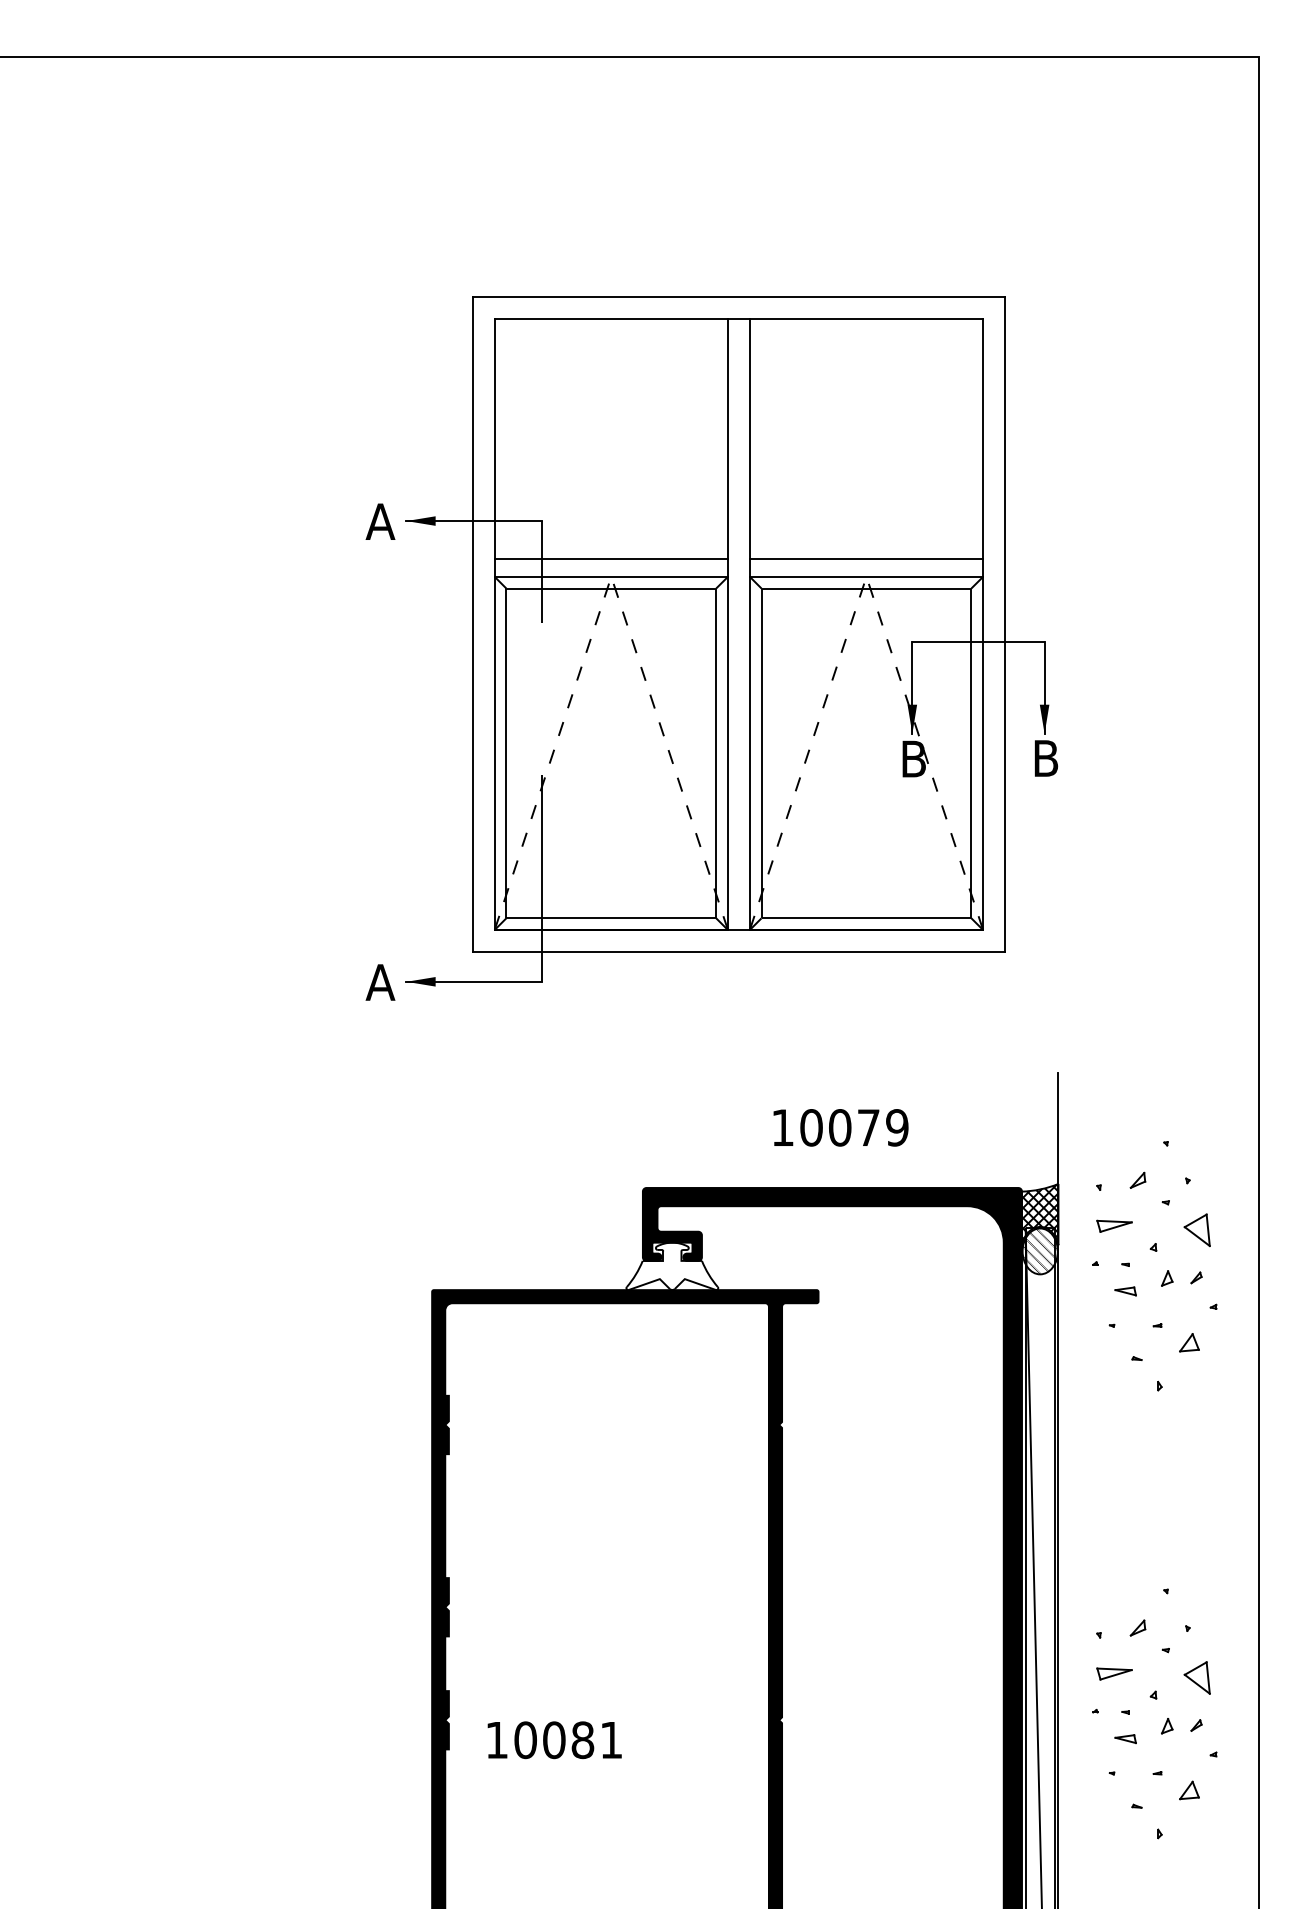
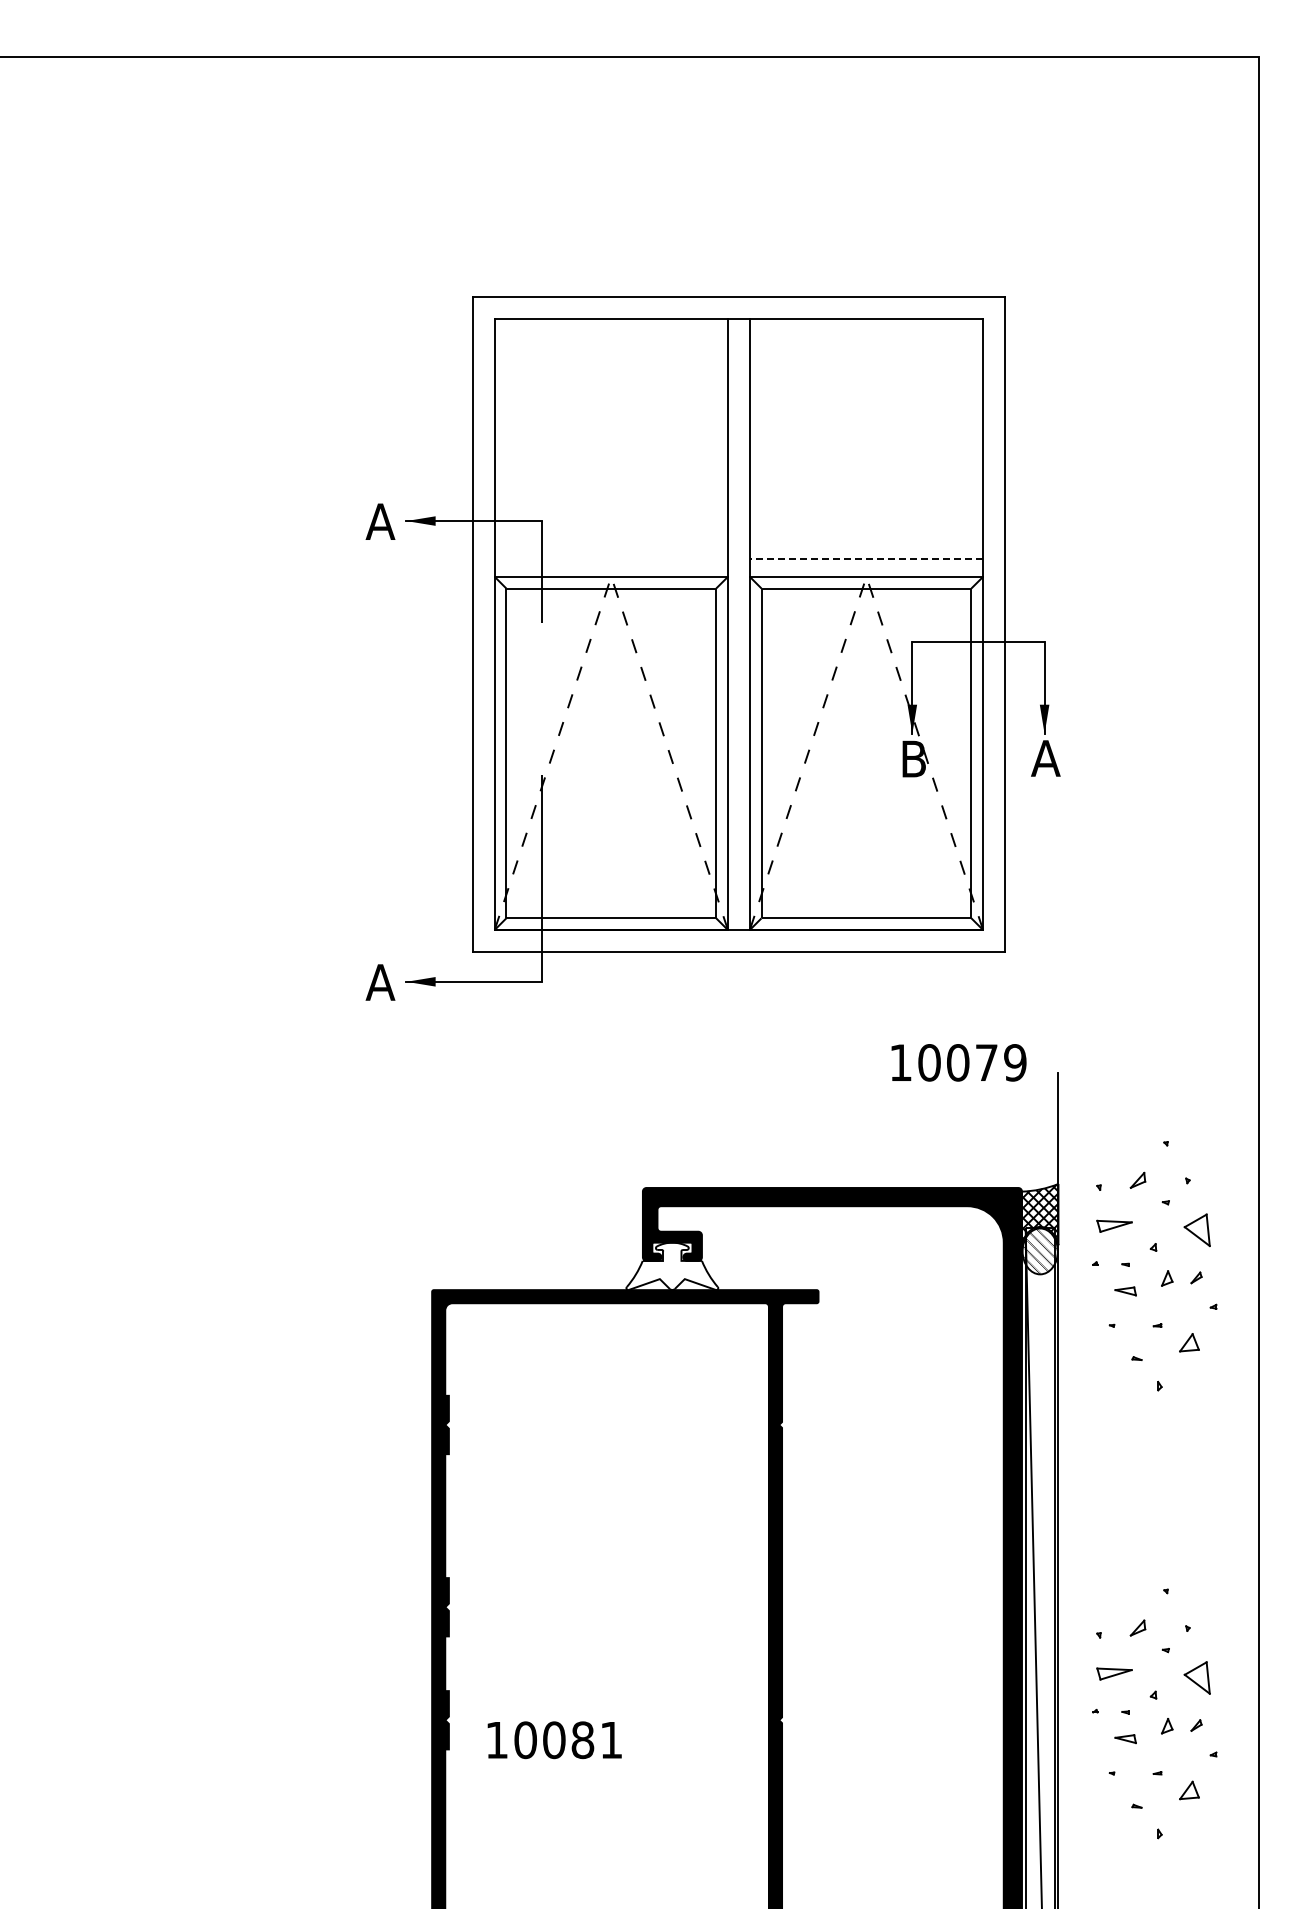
line: present -> none (610, 558)
line: solid -> dashed (866, 558)
text: B -> A (1045, 758)
text position: (840, 1127) -> (958, 1062) (958, 1062)
